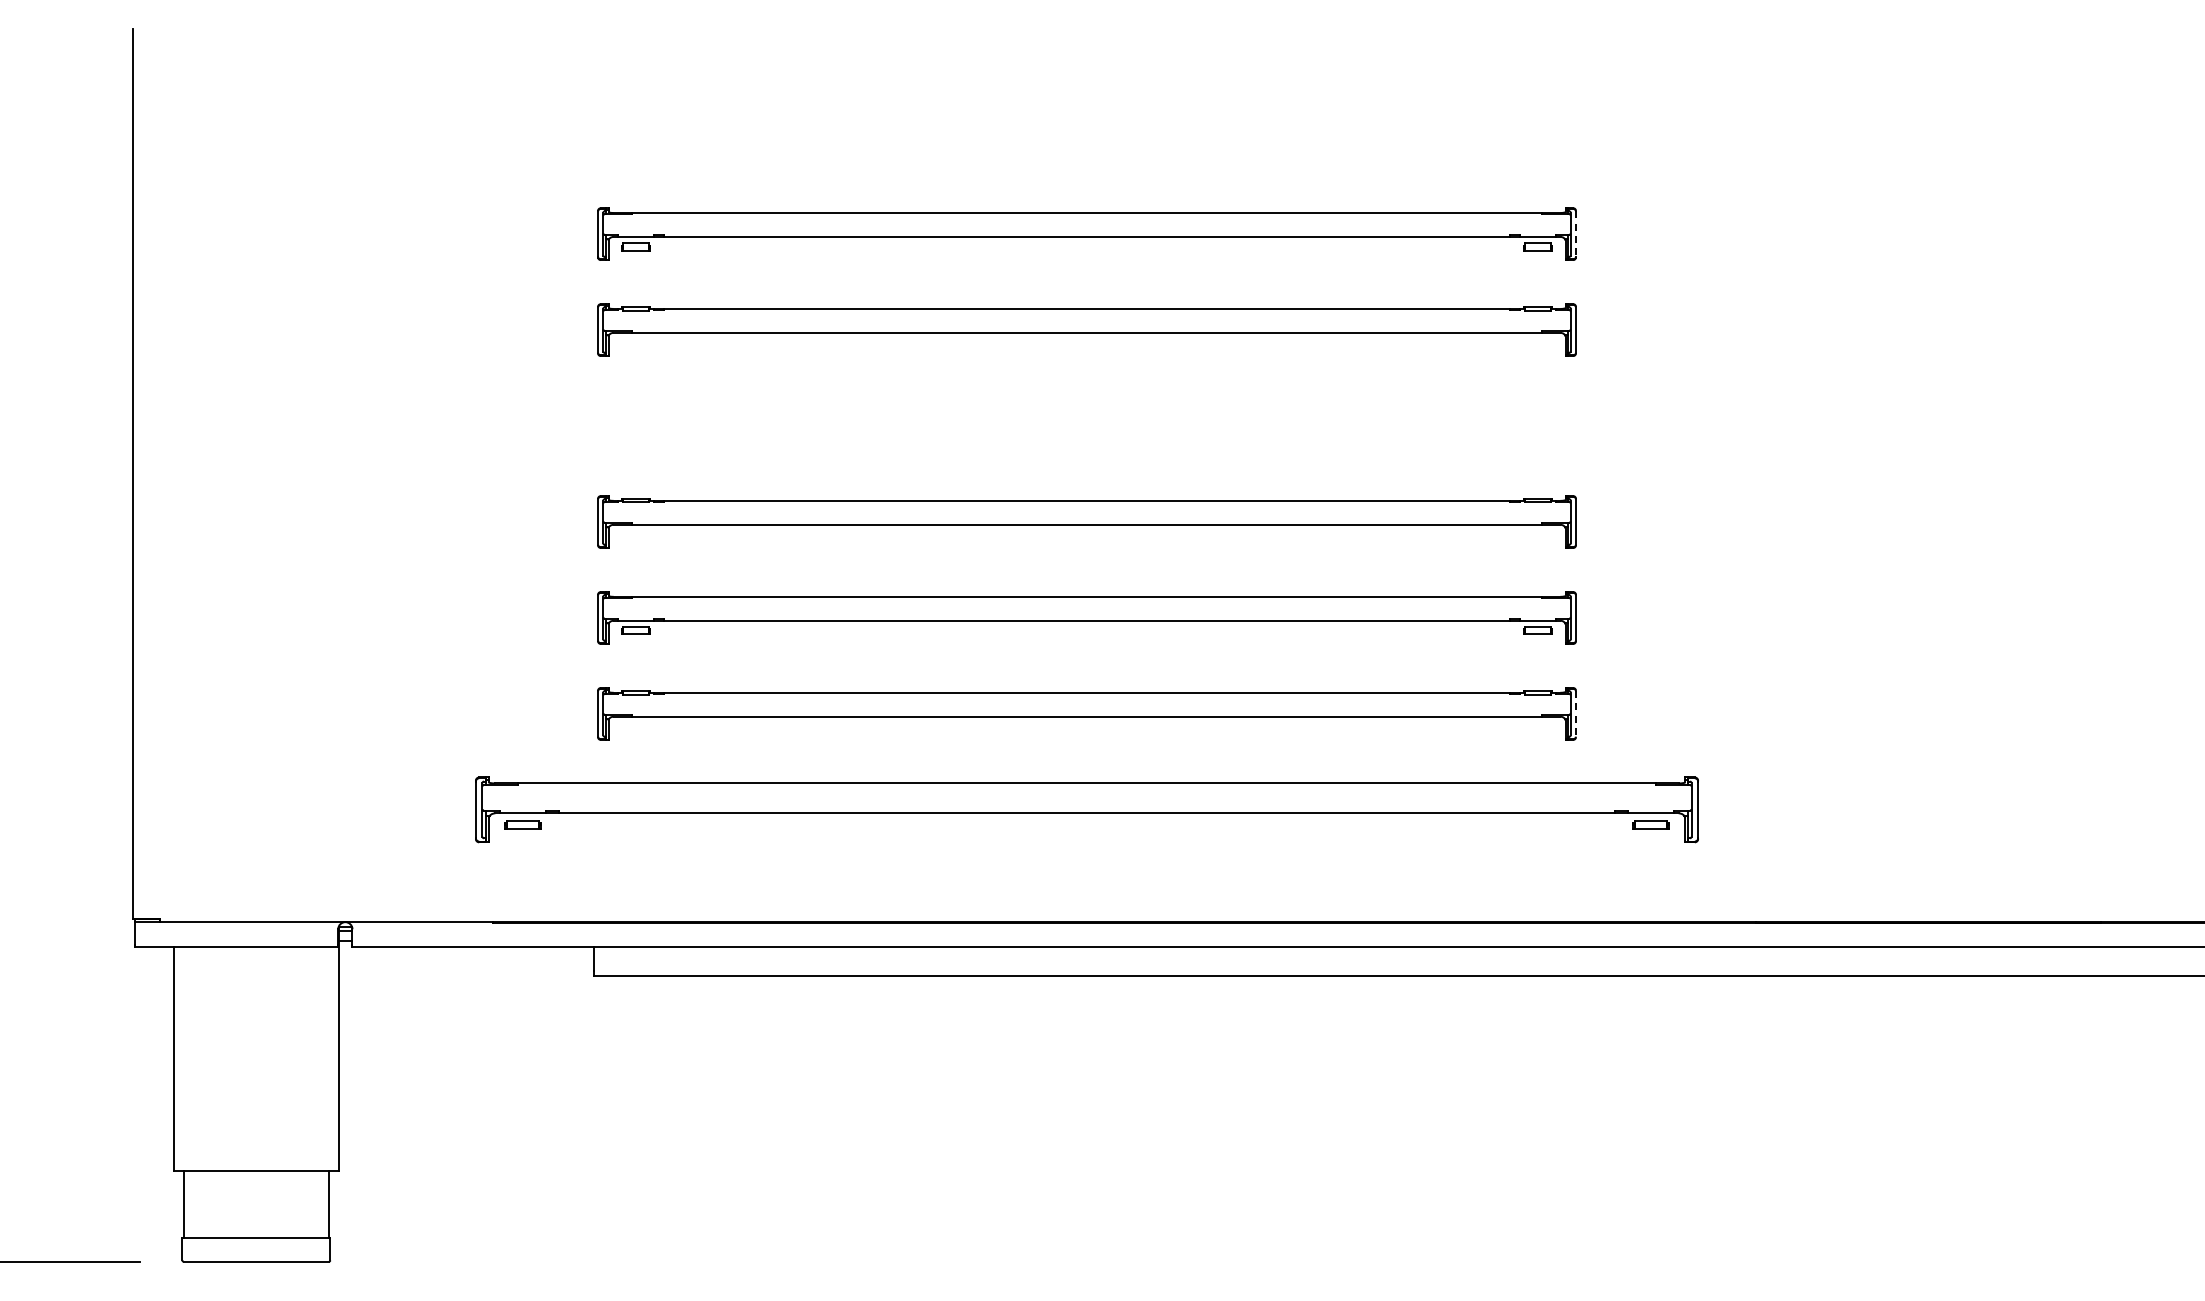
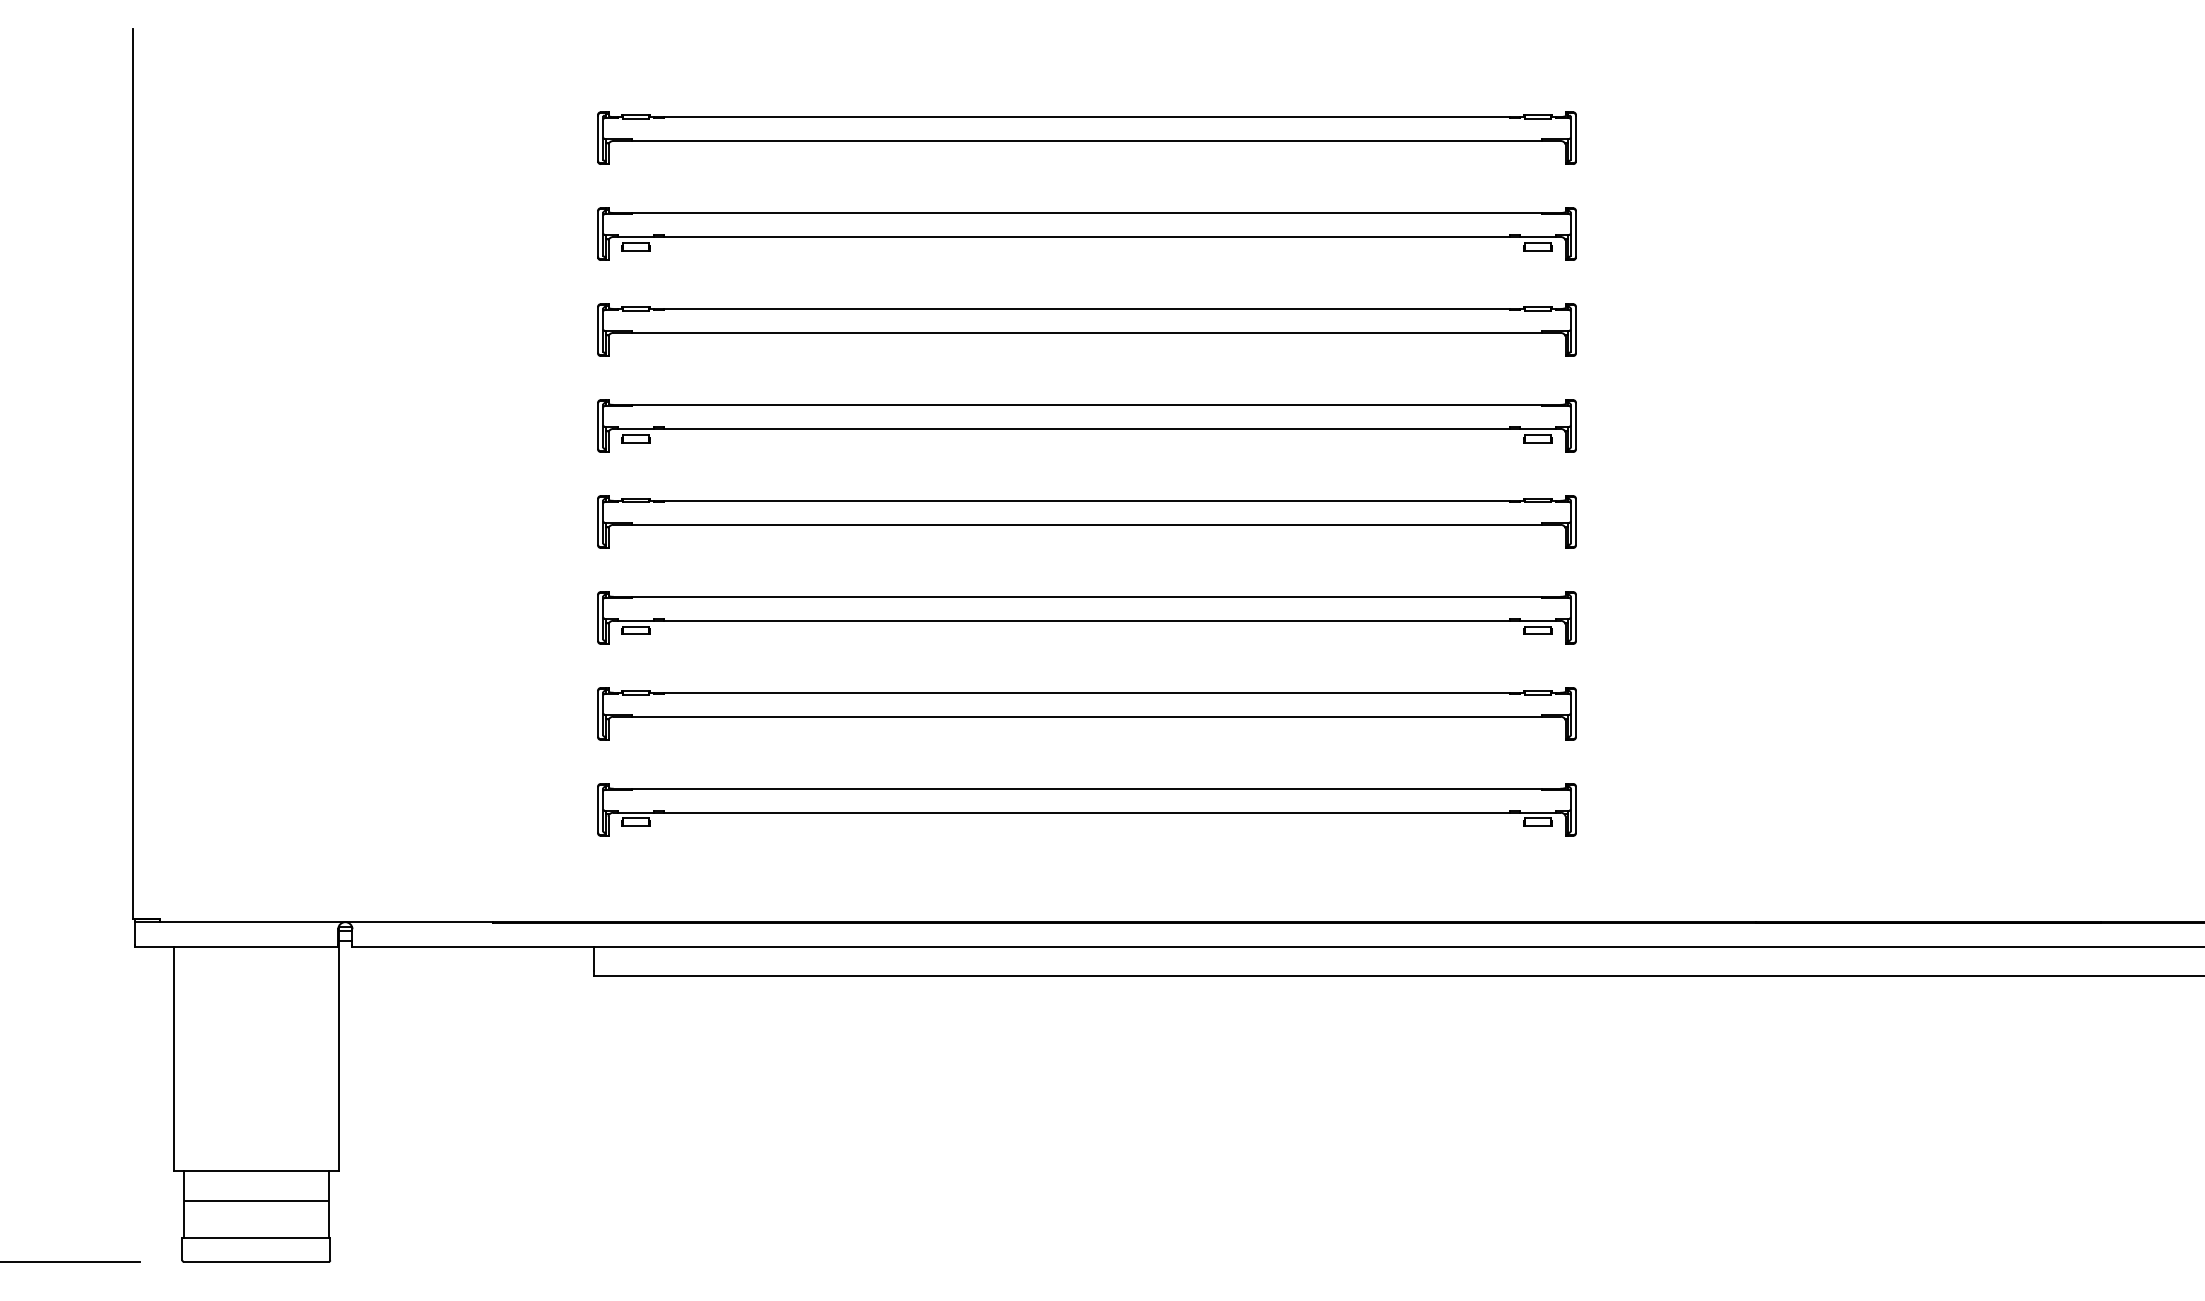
part: none -> present (1086, 137)
line: dashed -> solid (1575, 234)
part: none -> present (1086, 425)
line: dashed -> solid (1575, 713)
part size: 1224x68 px -> 980x54 px (1086, 809)
line: none -> present (256, 1200)
